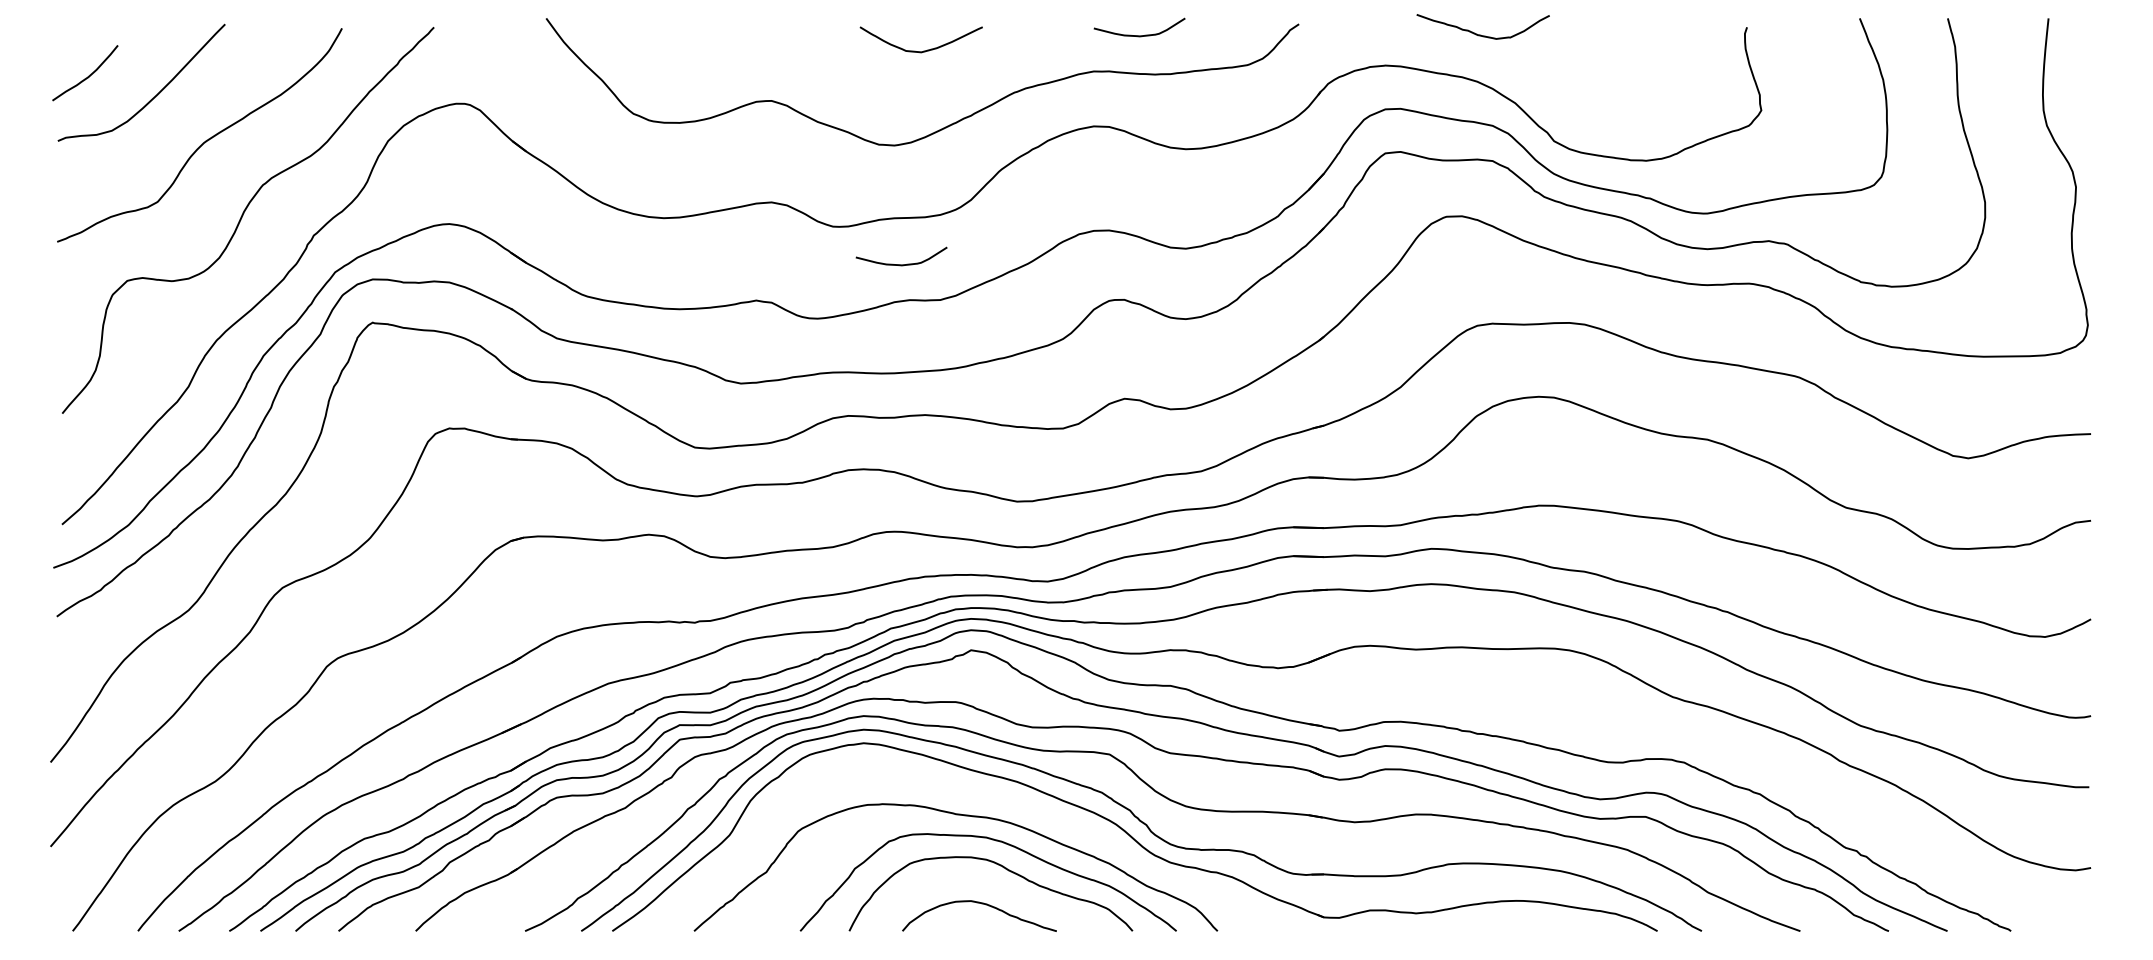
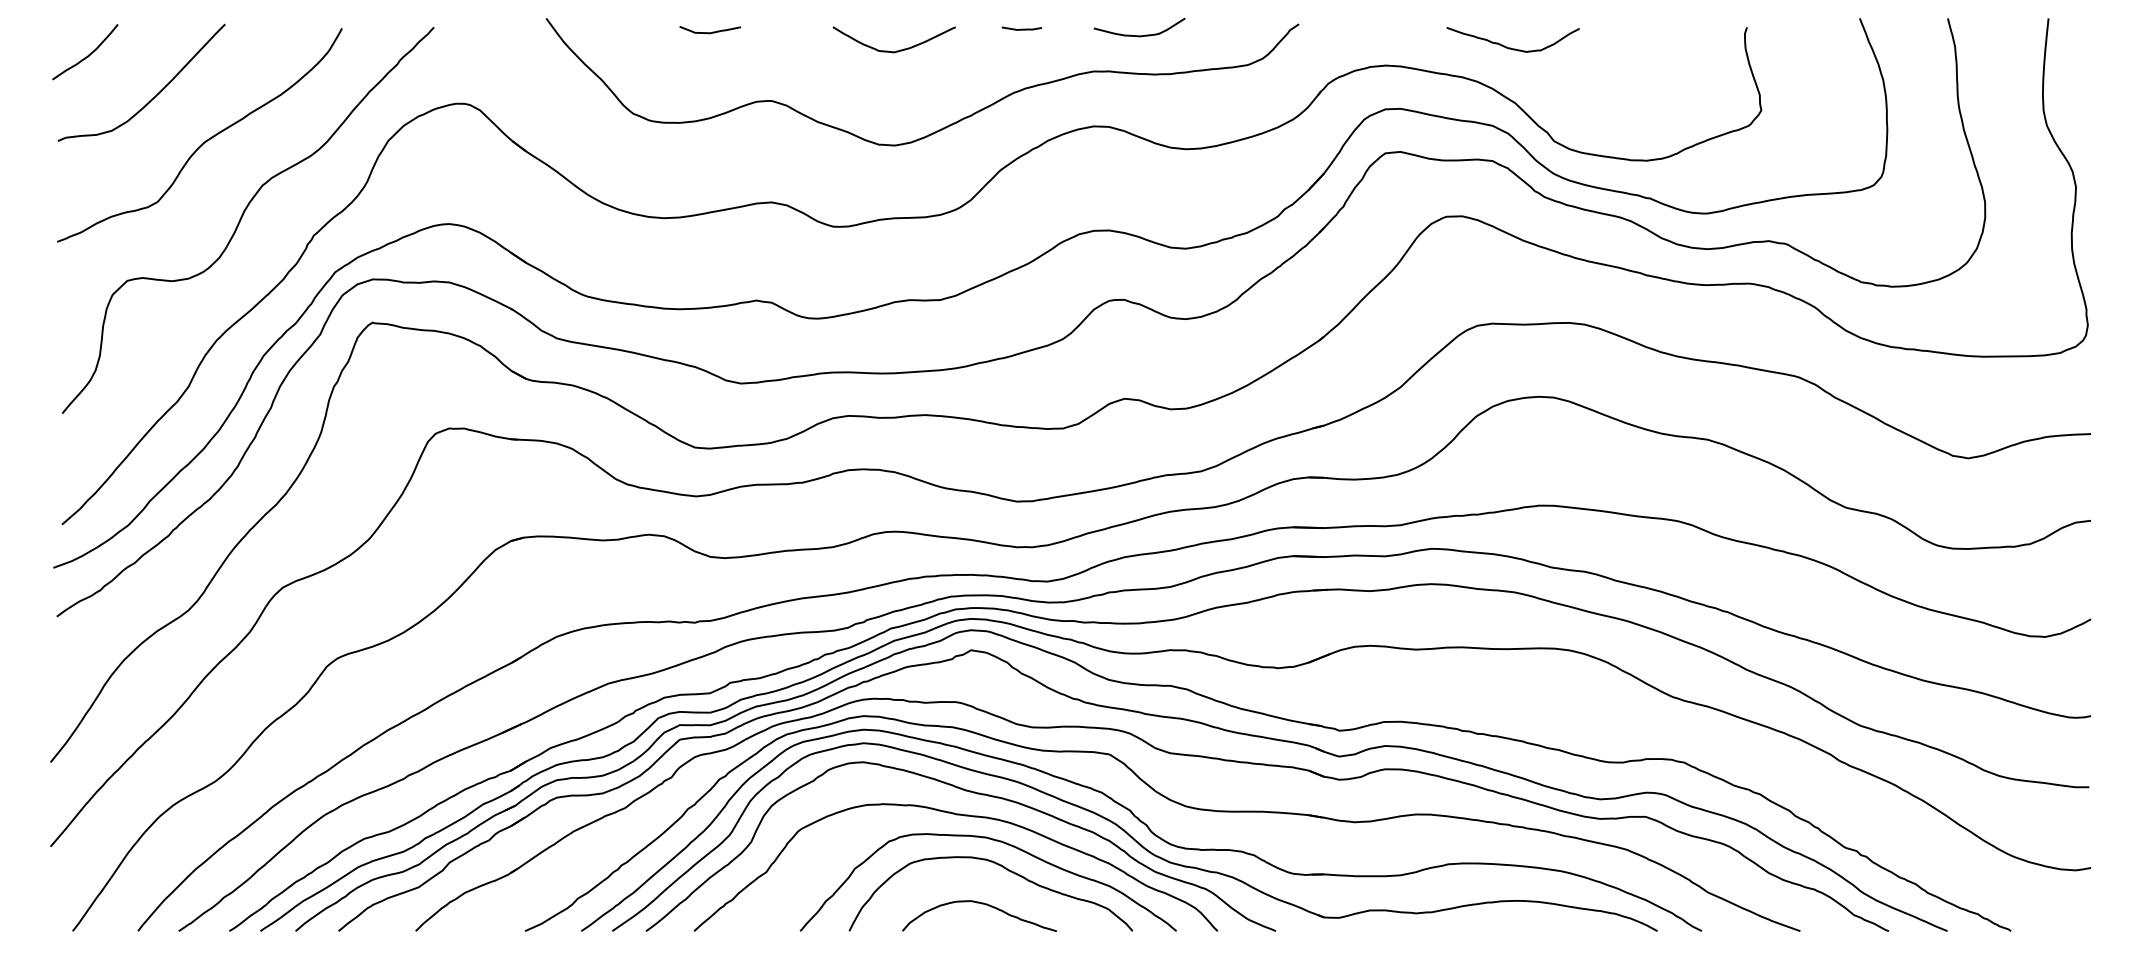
line: none -> present (1021, 28)
curve: none -> present (709, 32)
curve position: (1480, 34) -> (1510, 47) (1510, 47)
curve position: (923, 50) -> (896, 50) (896, 50)
curve position: (88, 75) -> (88, 54) (88, 54)
curve: present -> none (901, 264)
curve: none -> present (973, 793)
